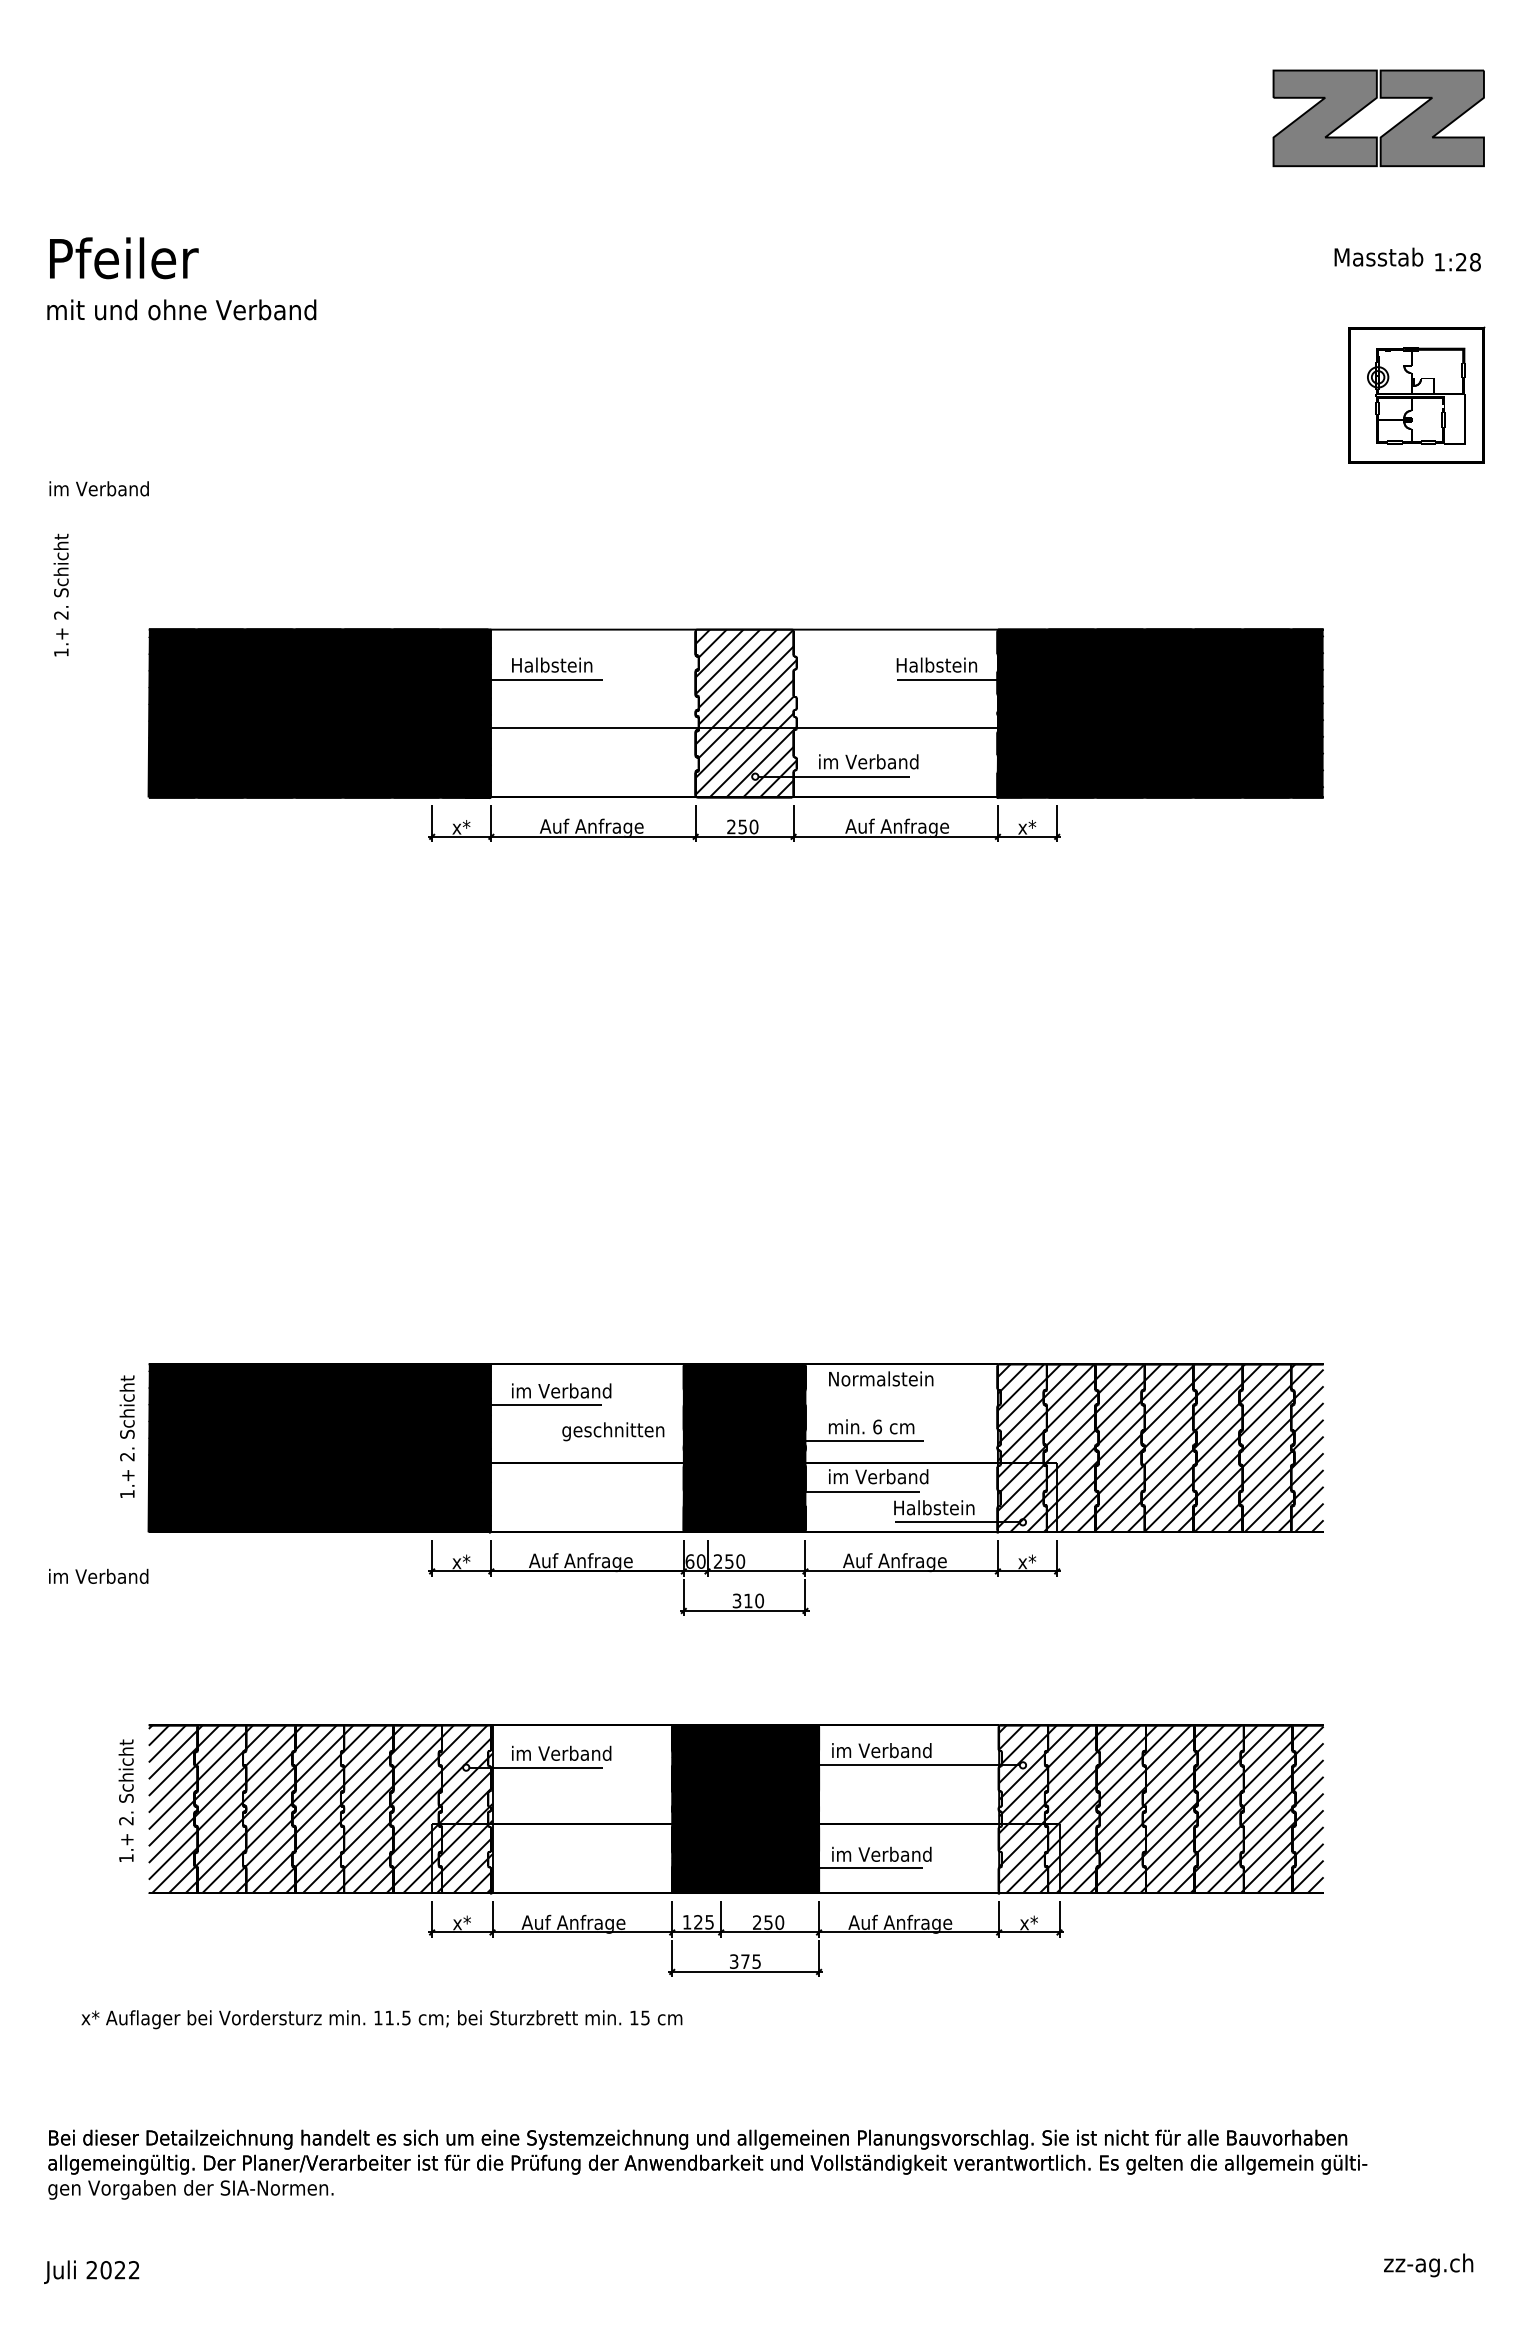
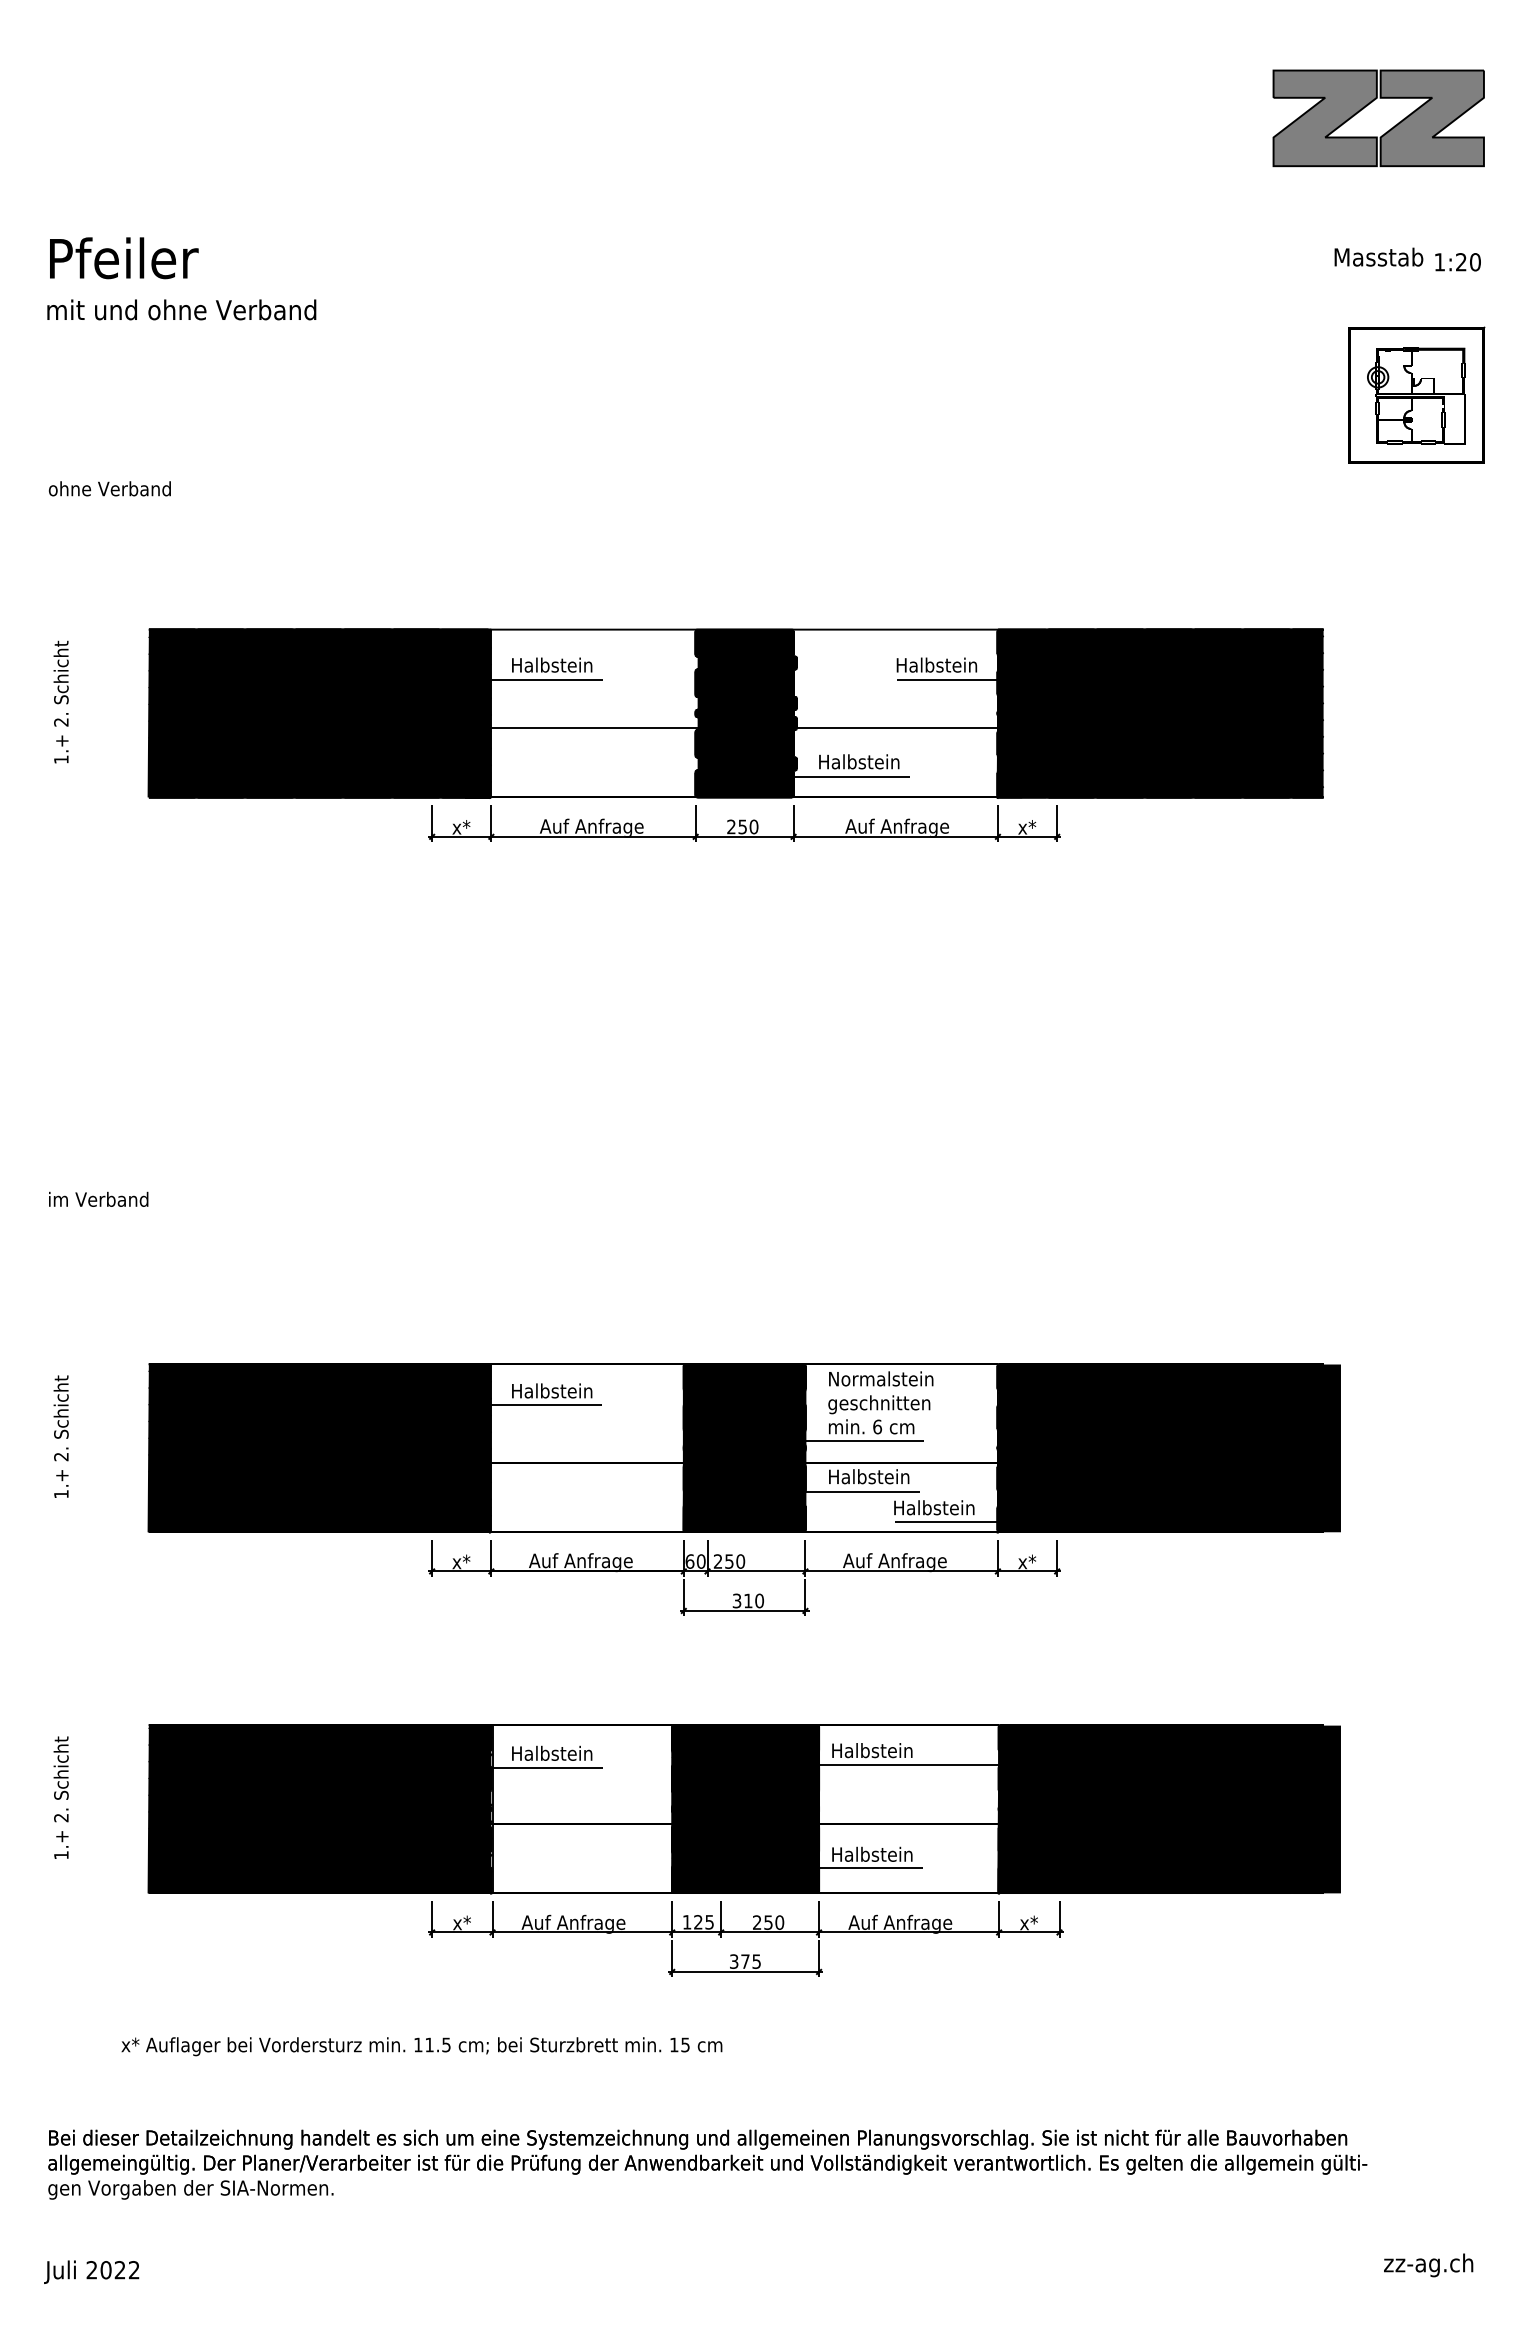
text: 1:28 -> 1:20 (1475, 262)
text: im Verband -> ohne Verband (109, 488)
text position: (60, 594) -> (60, 701) (60, 701)
fill: none -> present (745, 713)
text: im Verband -> Halbstein (868, 761)
text: im Verband -> Halbstein (561, 1390)
text position: (613, 1431) -> (879, 1404) (879, 1404)
text position: (126, 1436) -> (60, 1436) (60, 1436)
fill: none -> present (1168, 1448)
text: im Verband -> Halbstein (878, 1476)
text position: (98, 1575) -> (98, 1198) (98, 1198)
text: im Verband -> Halbstein (881, 1750)
text: im Verband -> Halbstein (561, 1752)
text position: (125, 1800) -> (60, 1797) (60, 1797)
fill: none -> present (319, 1809)
fill: none -> present (1168, 1809)
text: im Verband -> Halbstein (881, 1853)
text position: (381, 2019) -> (421, 2046) (421, 2046)
